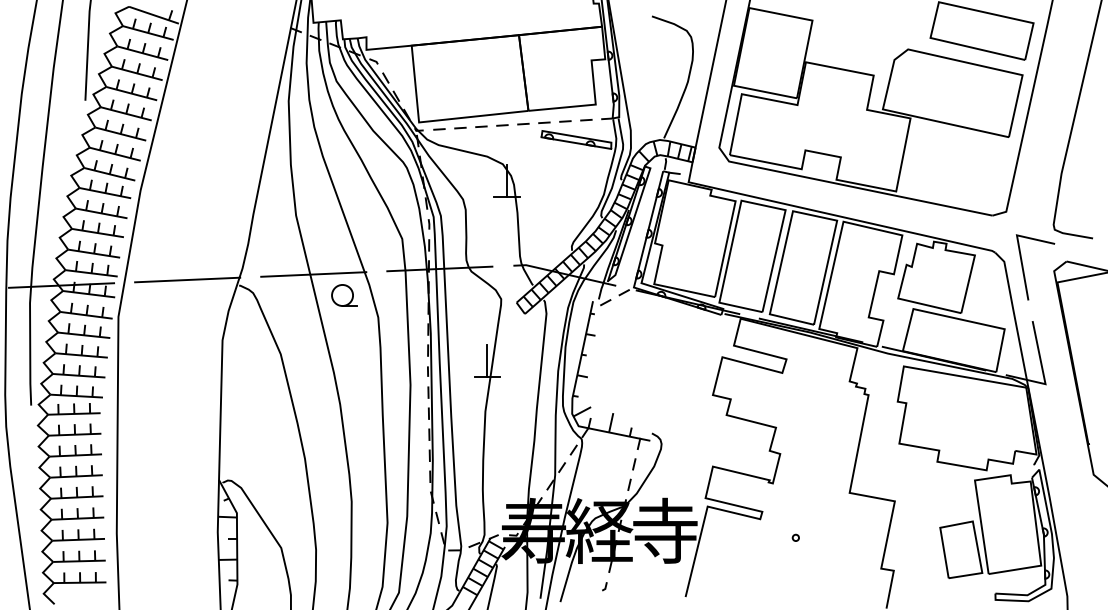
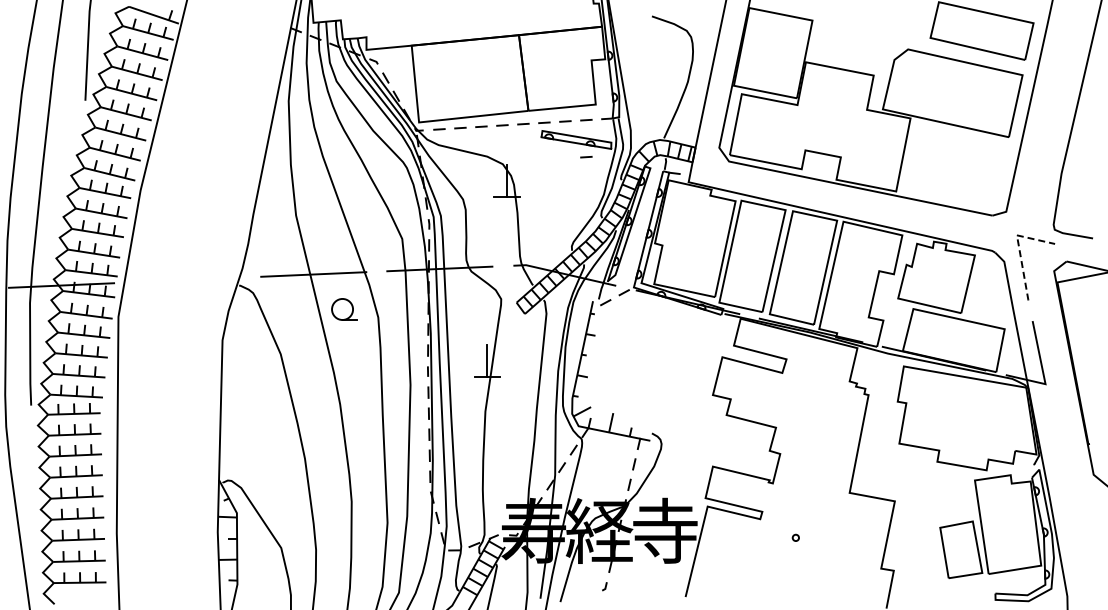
line: none -> present (586, 157)
line: solid -> dashed (1019, 248)
line: present -> none (187, 279)
part position: (344, 295) -> (344, 309) (344, 309)
